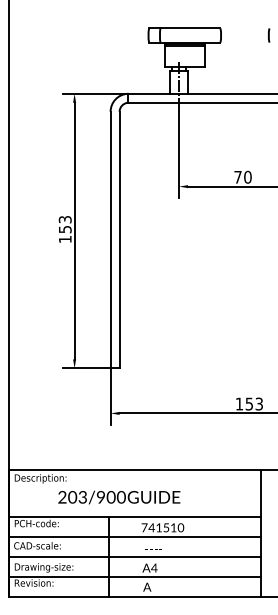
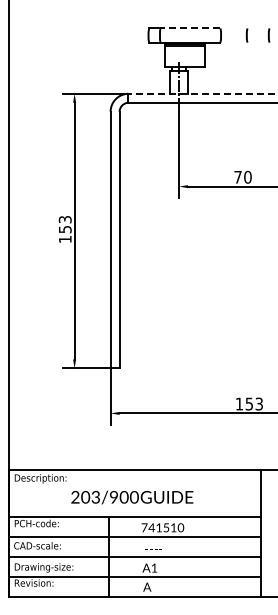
line: solid -> dashed (189, 28)
line: none -> present (247, 35)
line: solid -> dashed (202, 93)
text position: (119, 497) -> (132, 497) (132, 497)
text: A4 -> A1 (154, 567)
